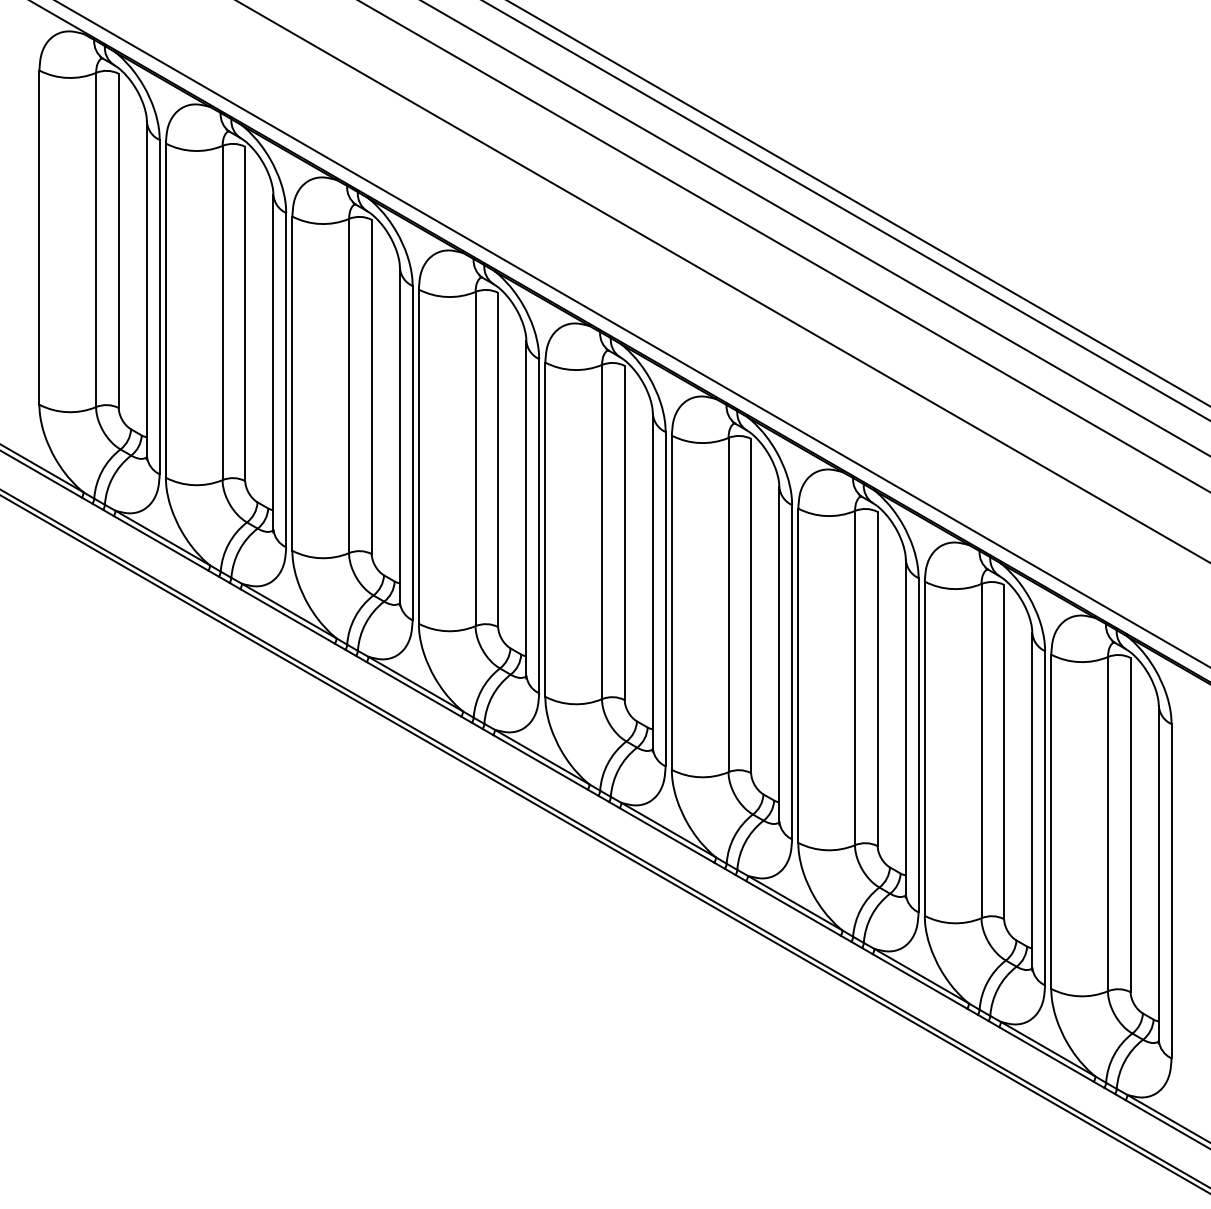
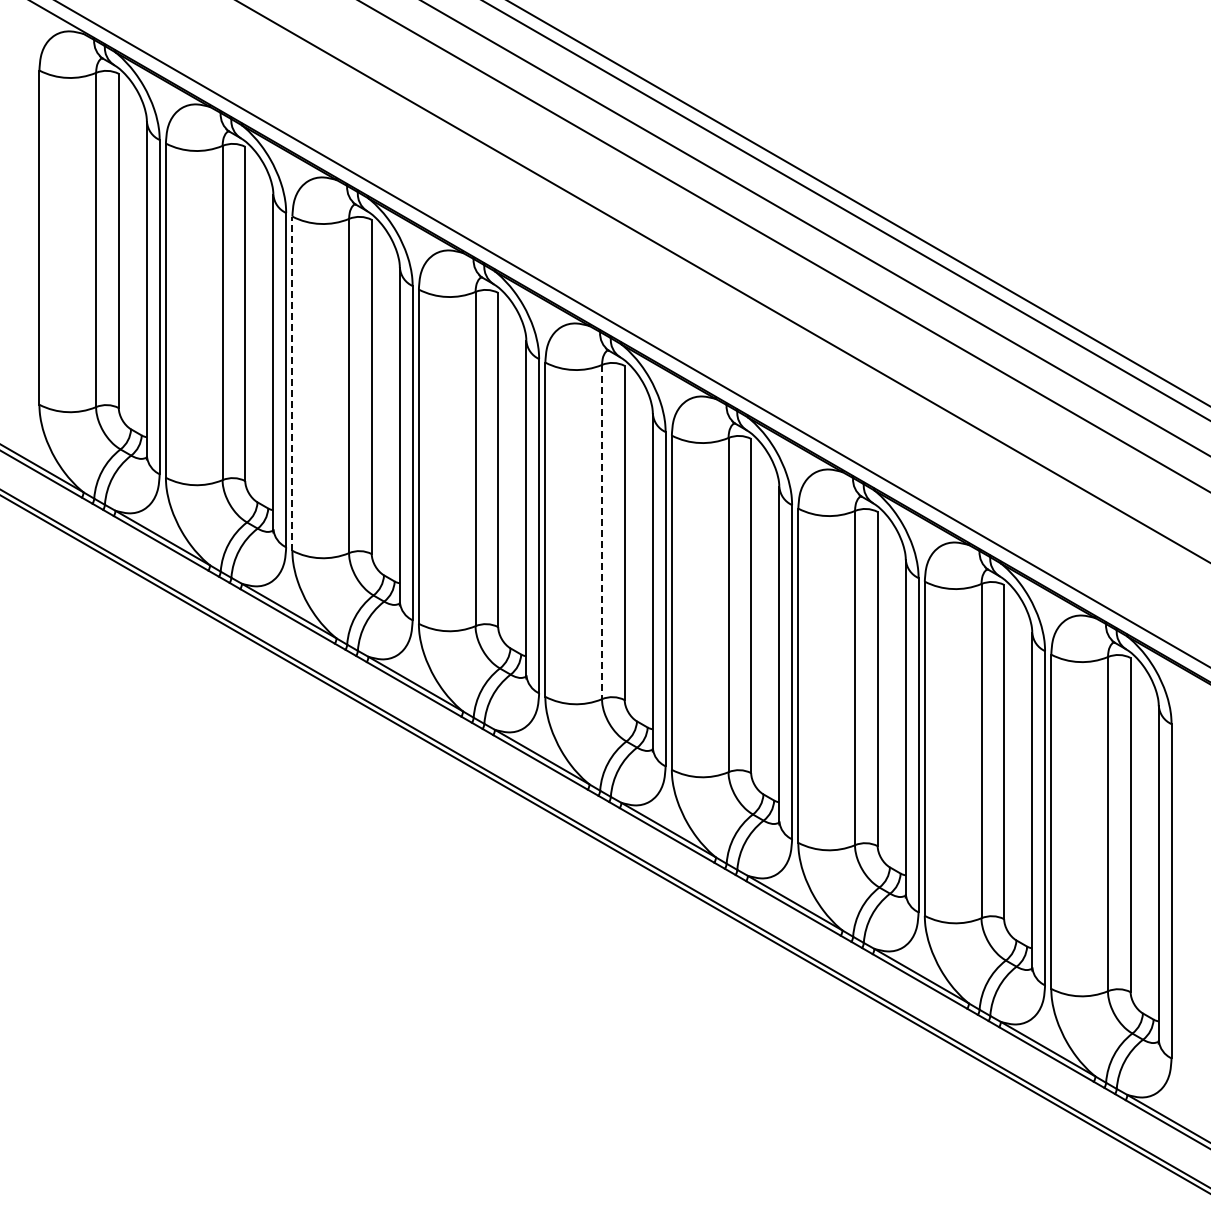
line: solid -> dashed (292, 383)
line: solid -> dashed (602, 532)
